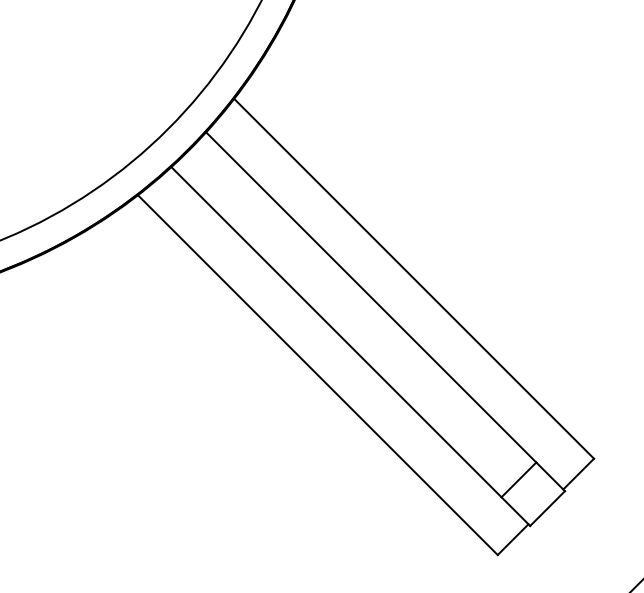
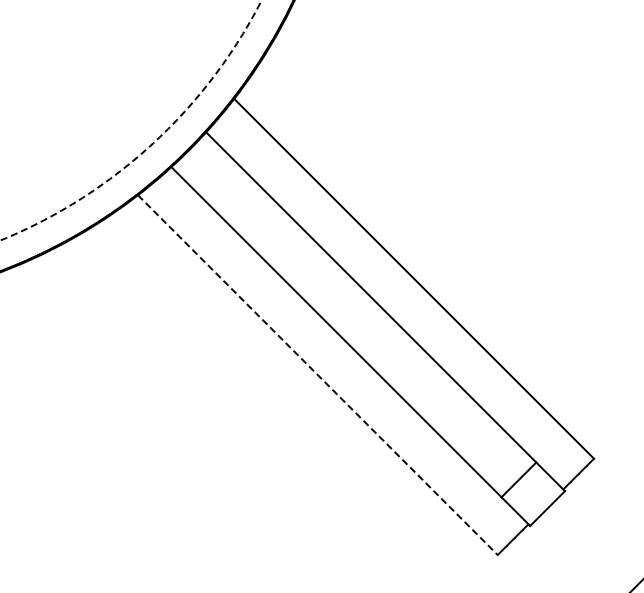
circle: solid -> dashed (130, 120)
line: solid -> dashed (318, 375)
